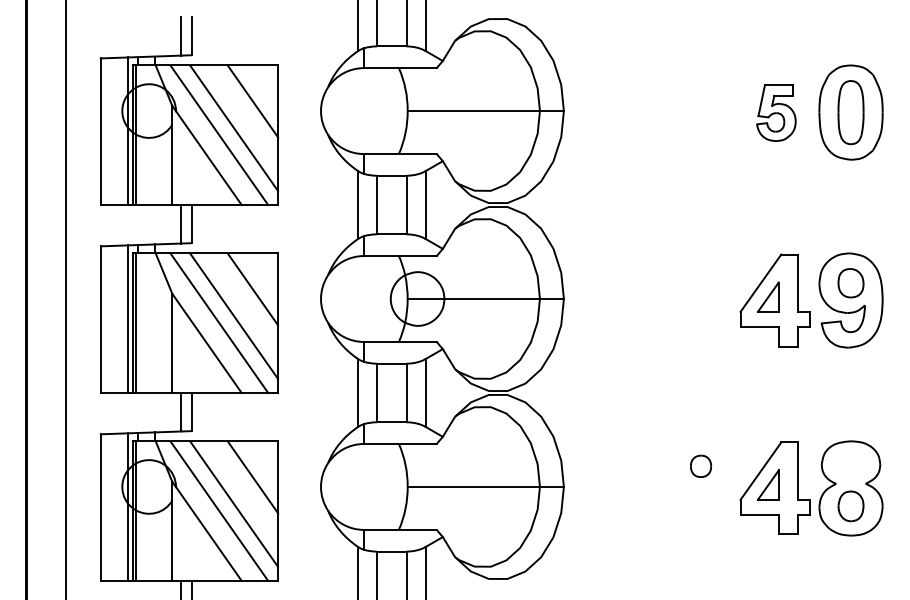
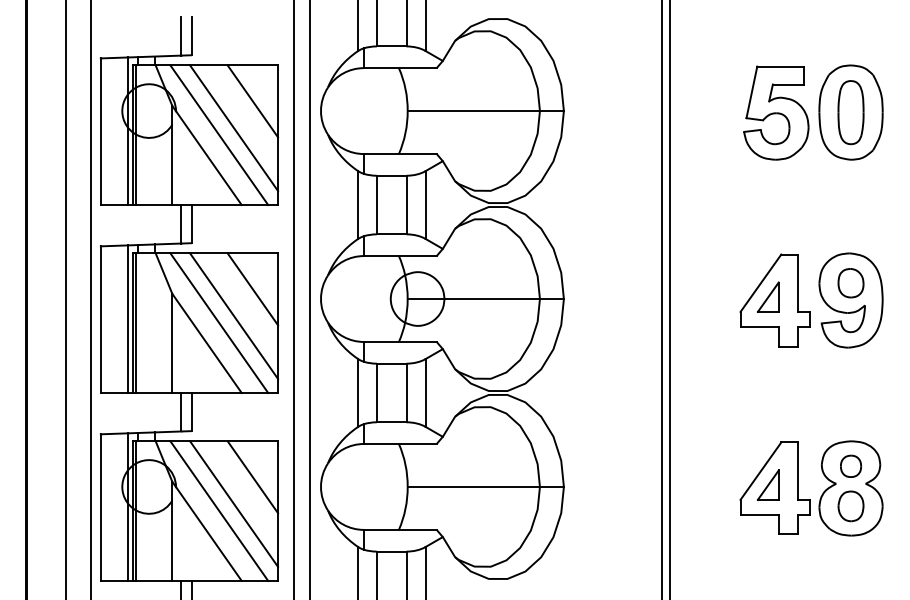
part size: 41x58 px -> 67x96 px (776, 112)
line: none -> present (91, 299)
line: none -> present (294, 299)
line: none -> present (310, 299)
line: none -> present (662, 299)
line: none -> present (670, 299)
part position: (701, 465) -> (851, 465) (851, 465)
